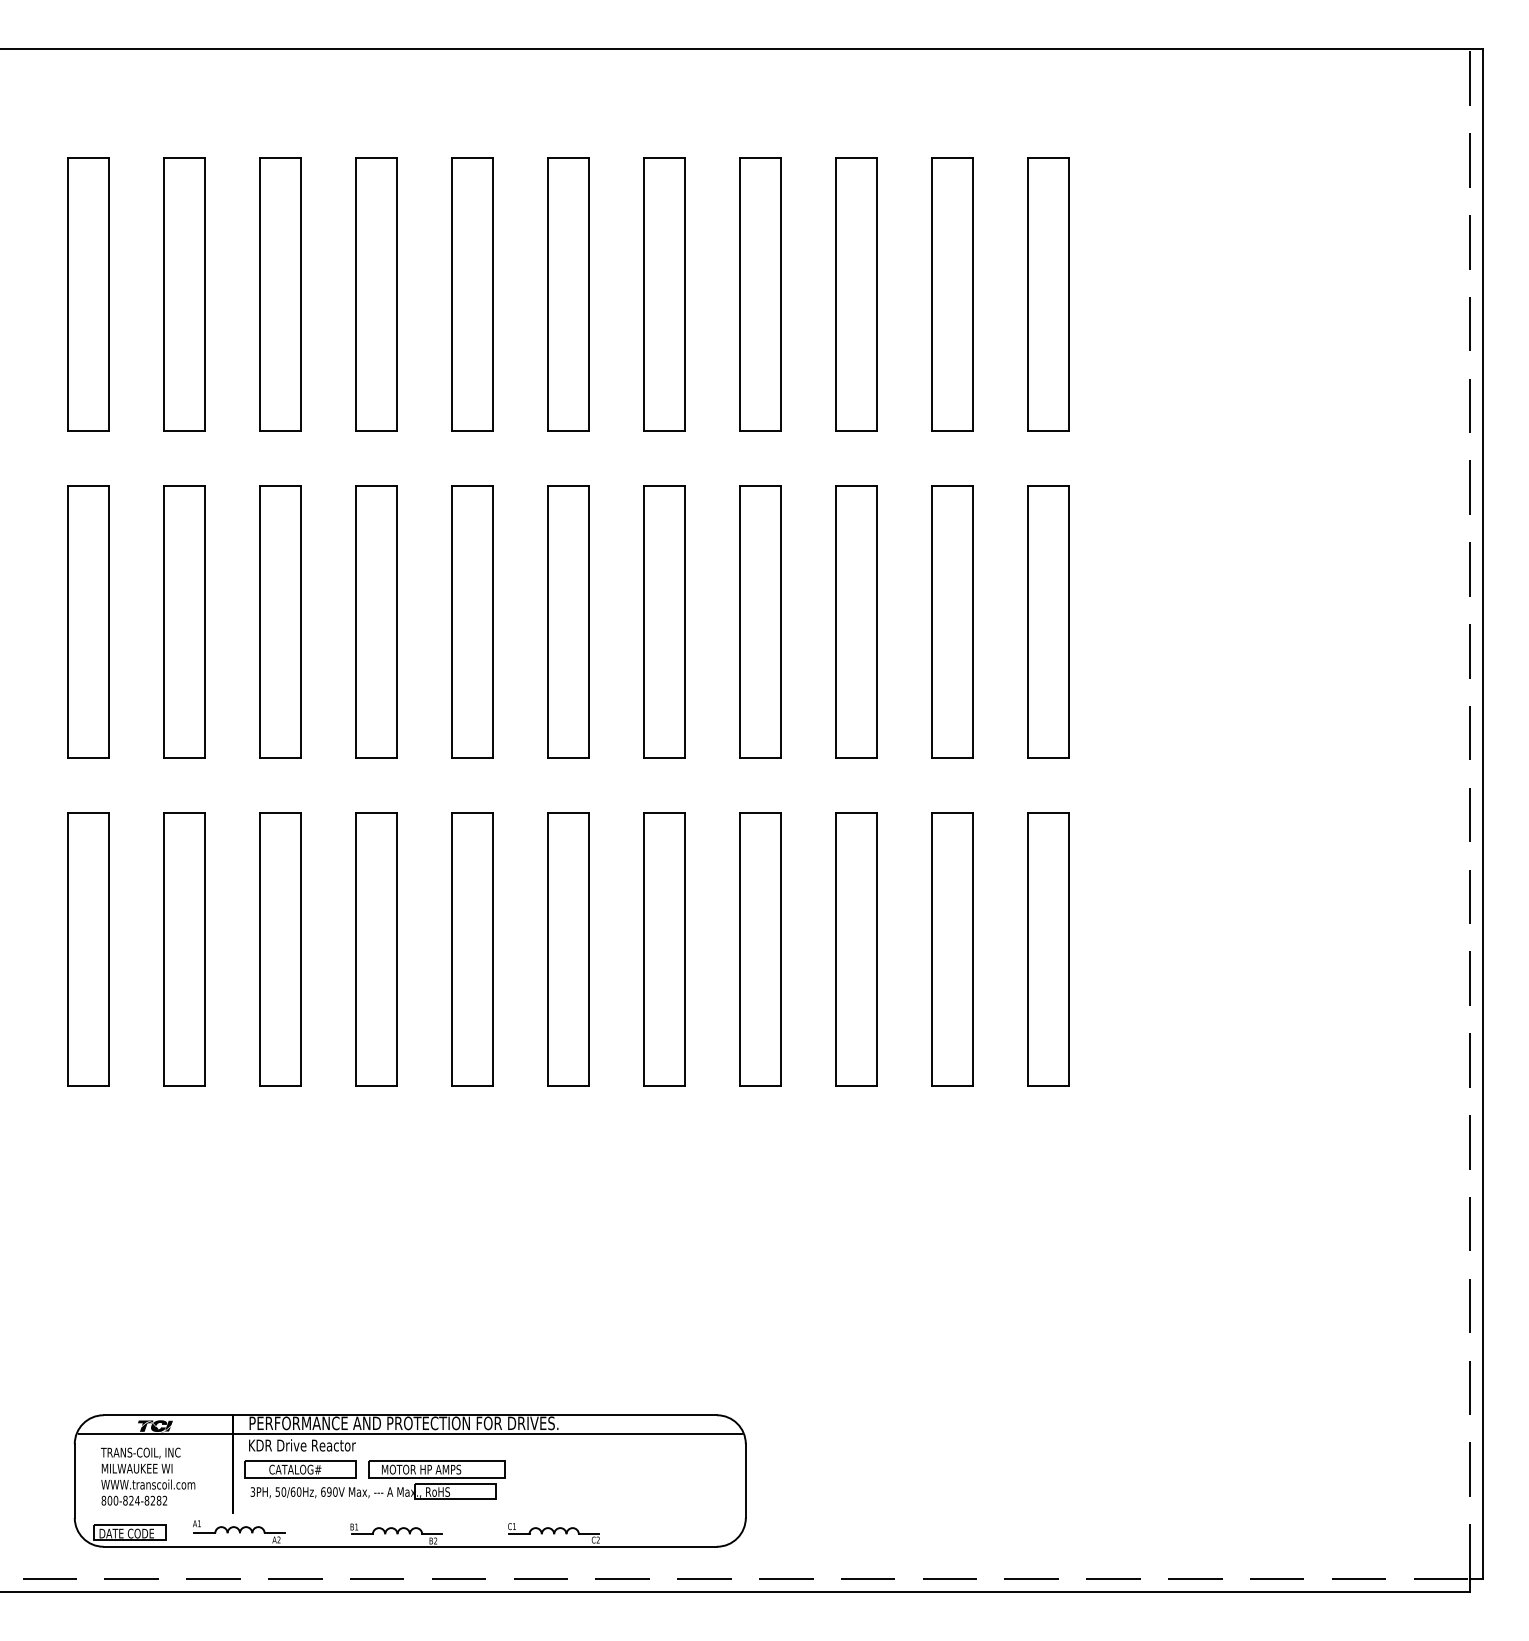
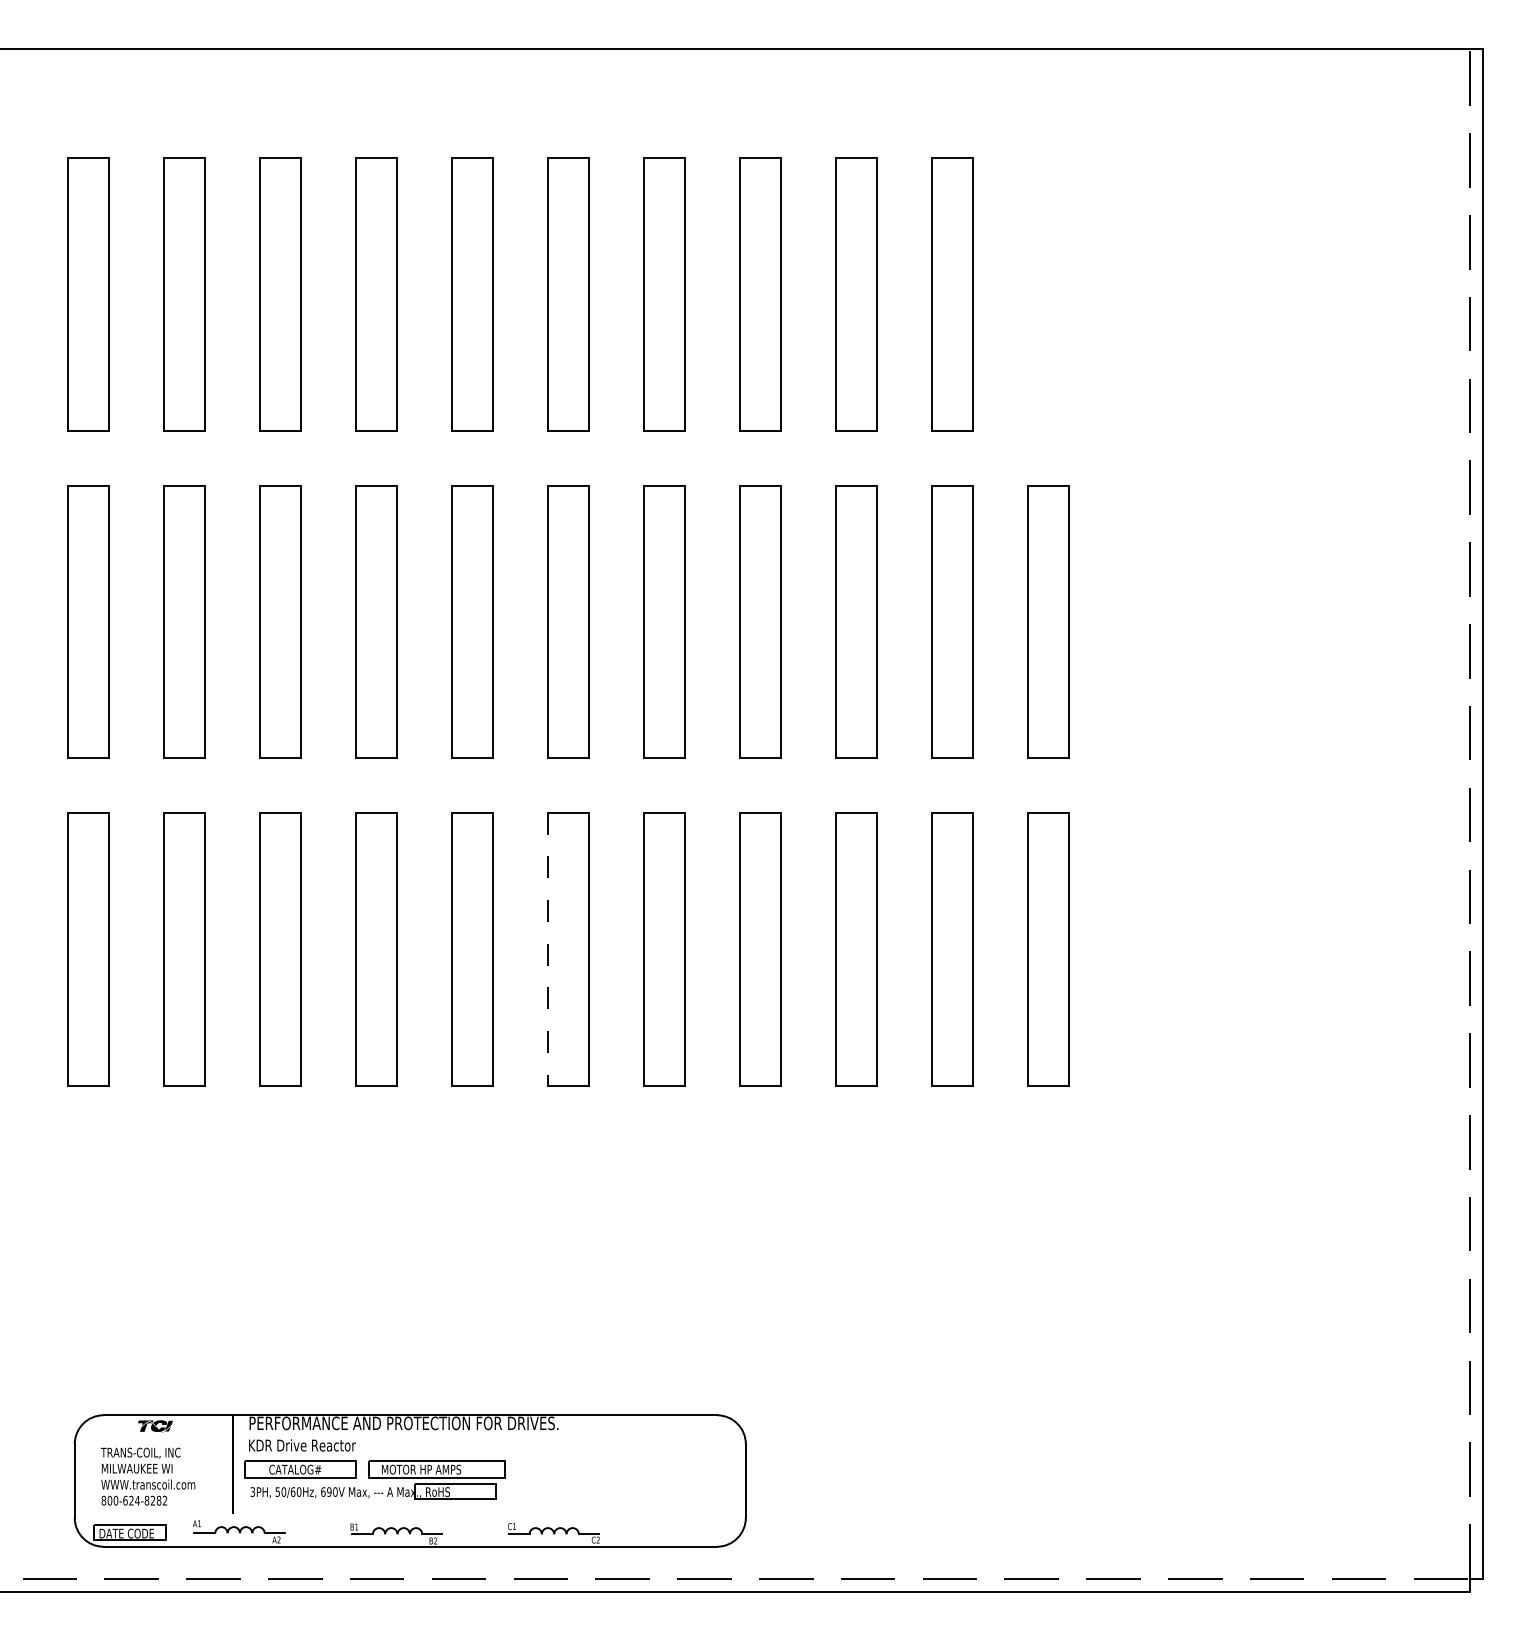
part: present -> none (1048, 294)
line: solid -> dashed (547, 949)
line: present -> none (410, 1434)
text: 800-824-8282 -> 800-624-8282 (125, 1500)
